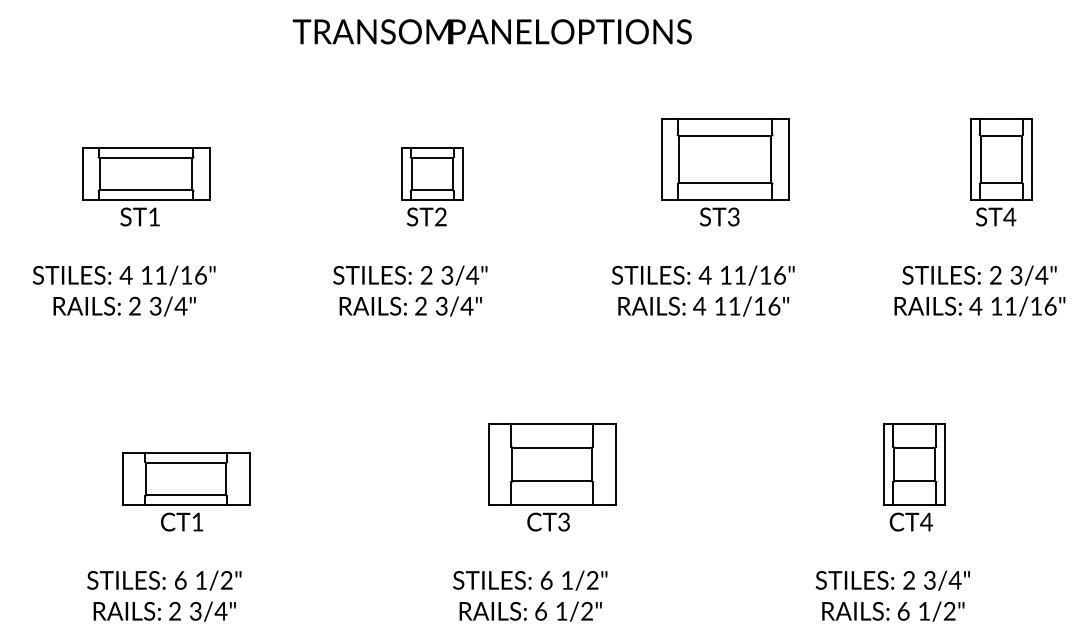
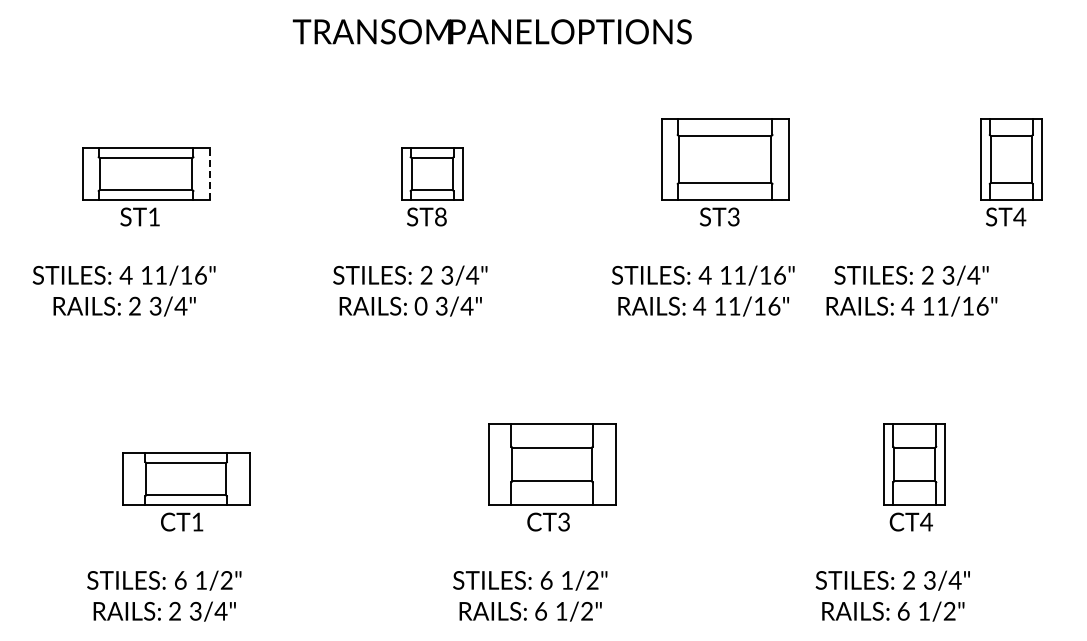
part position: (1001, 172) -> (1011, 172) (1011, 172)
line: solid -> dashed (209, 174)
text: ST2 -> ST8 (440, 217)
text position: (979, 290) -> (911, 290) (911, 290)
text: 2 -> 0 (420, 306)
